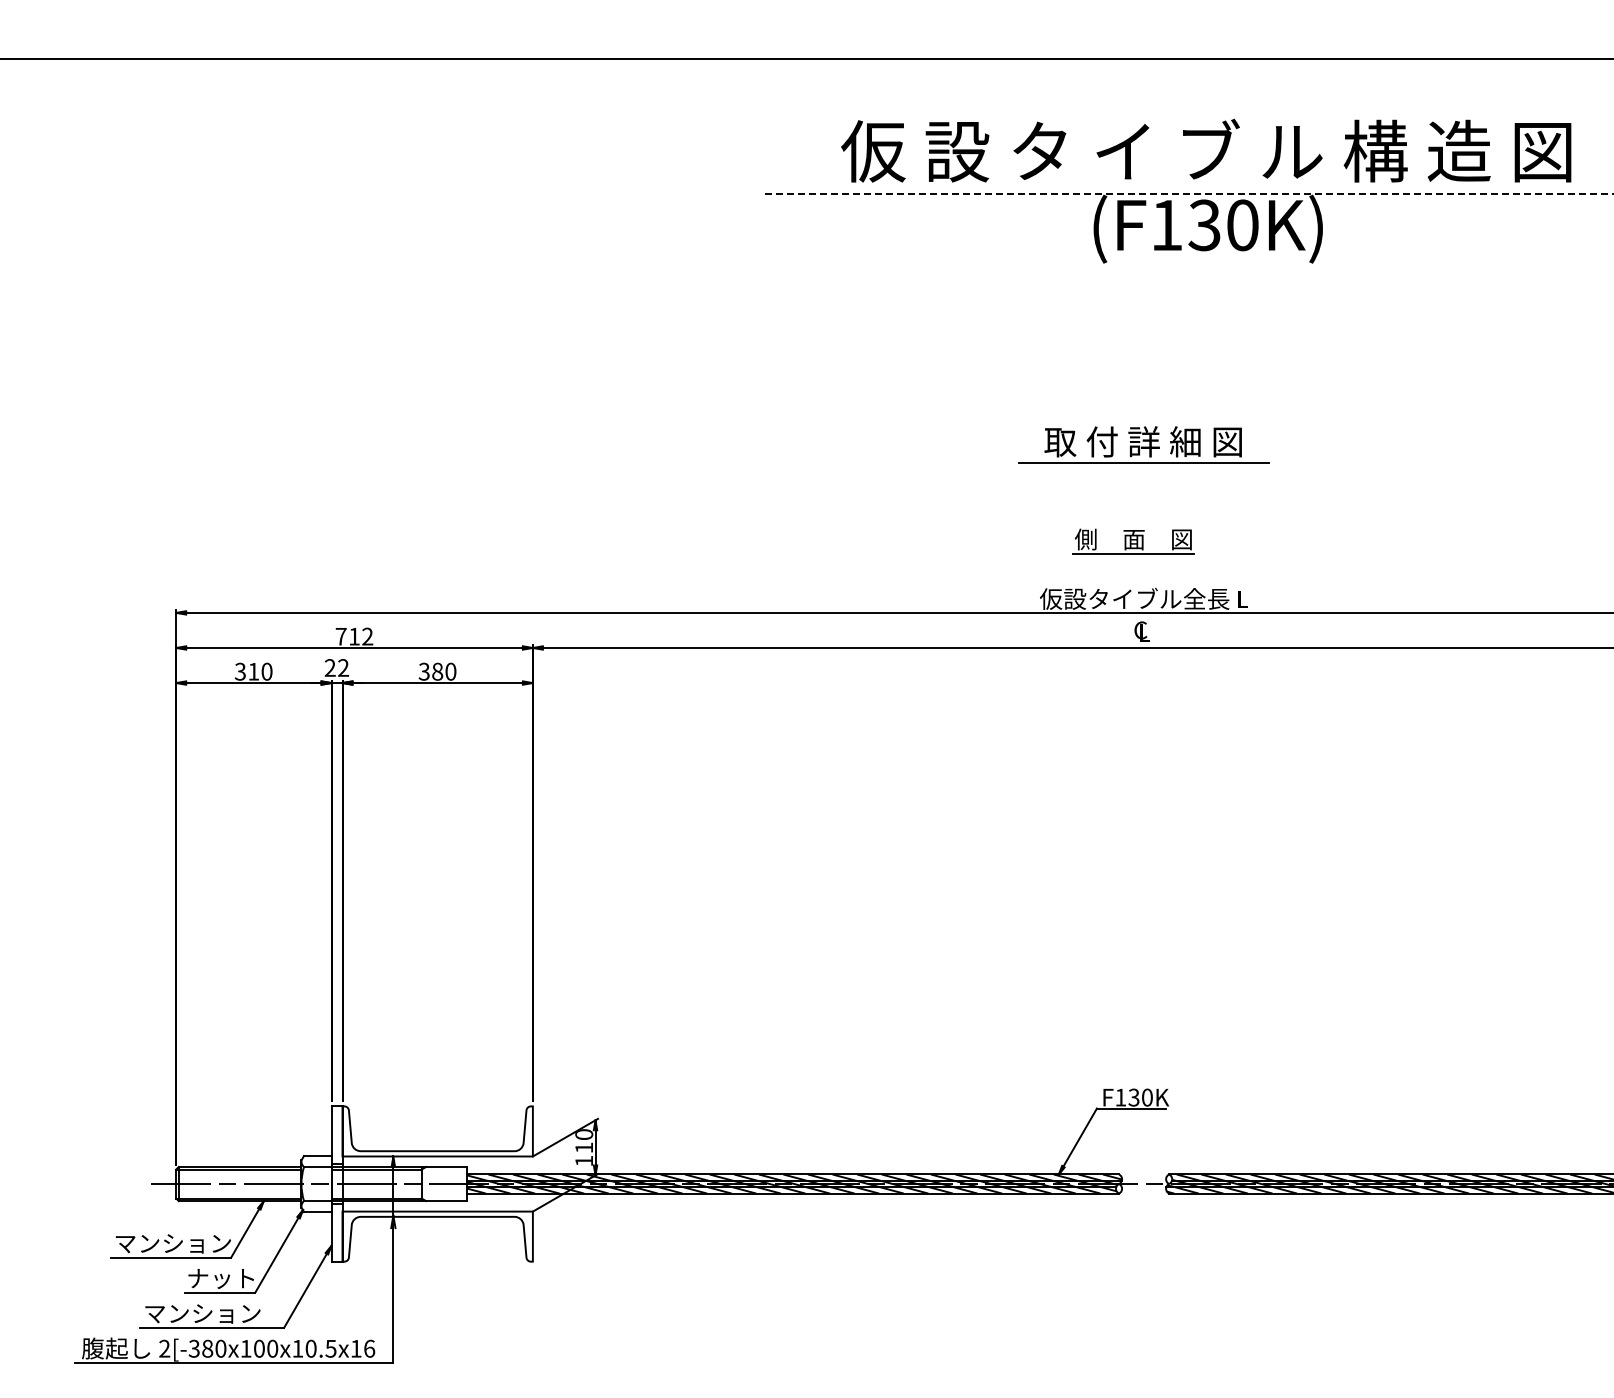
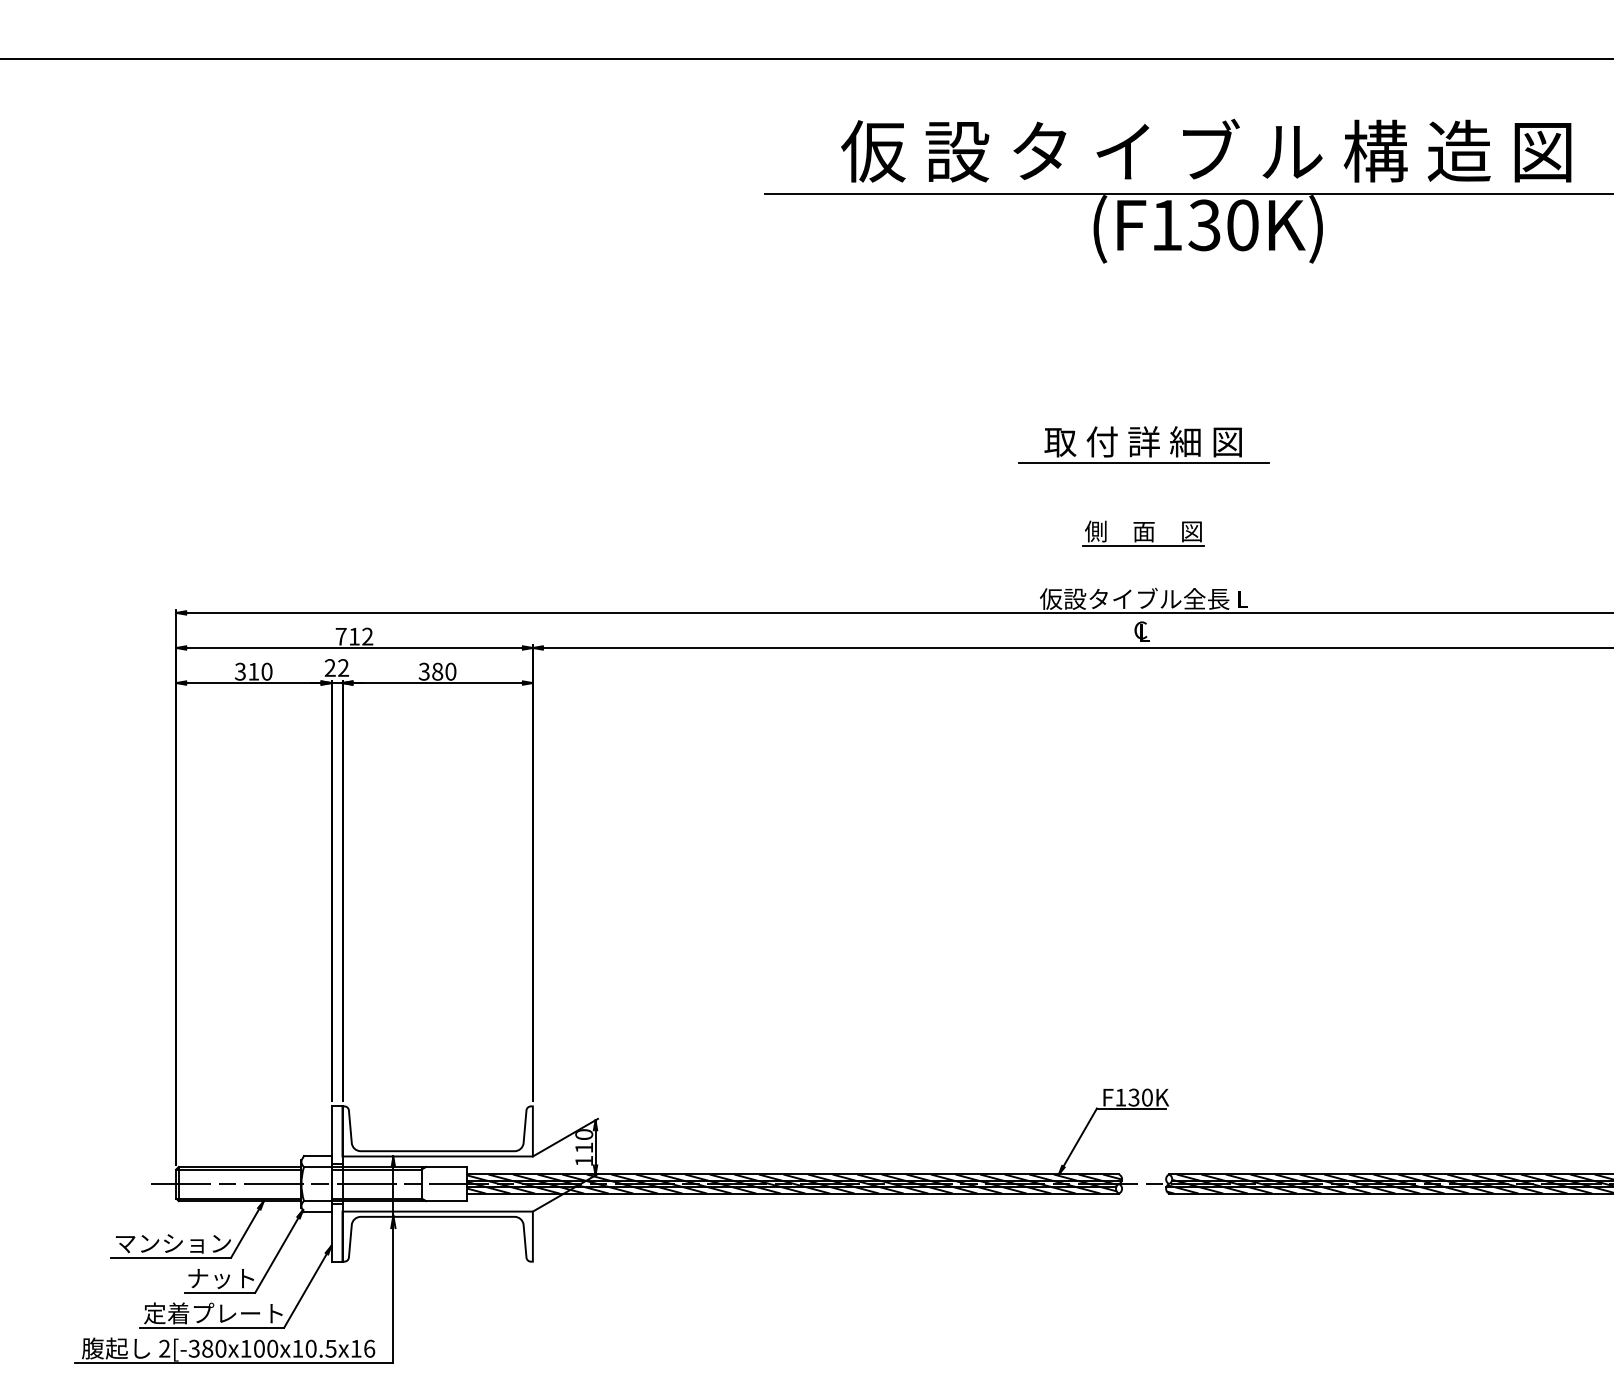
line: dashed -> solid (1189, 194)
part position: (1133, 541) -> (1143, 533) (1143, 533)
text: マンション -> 定着プレート (213, 1313)
